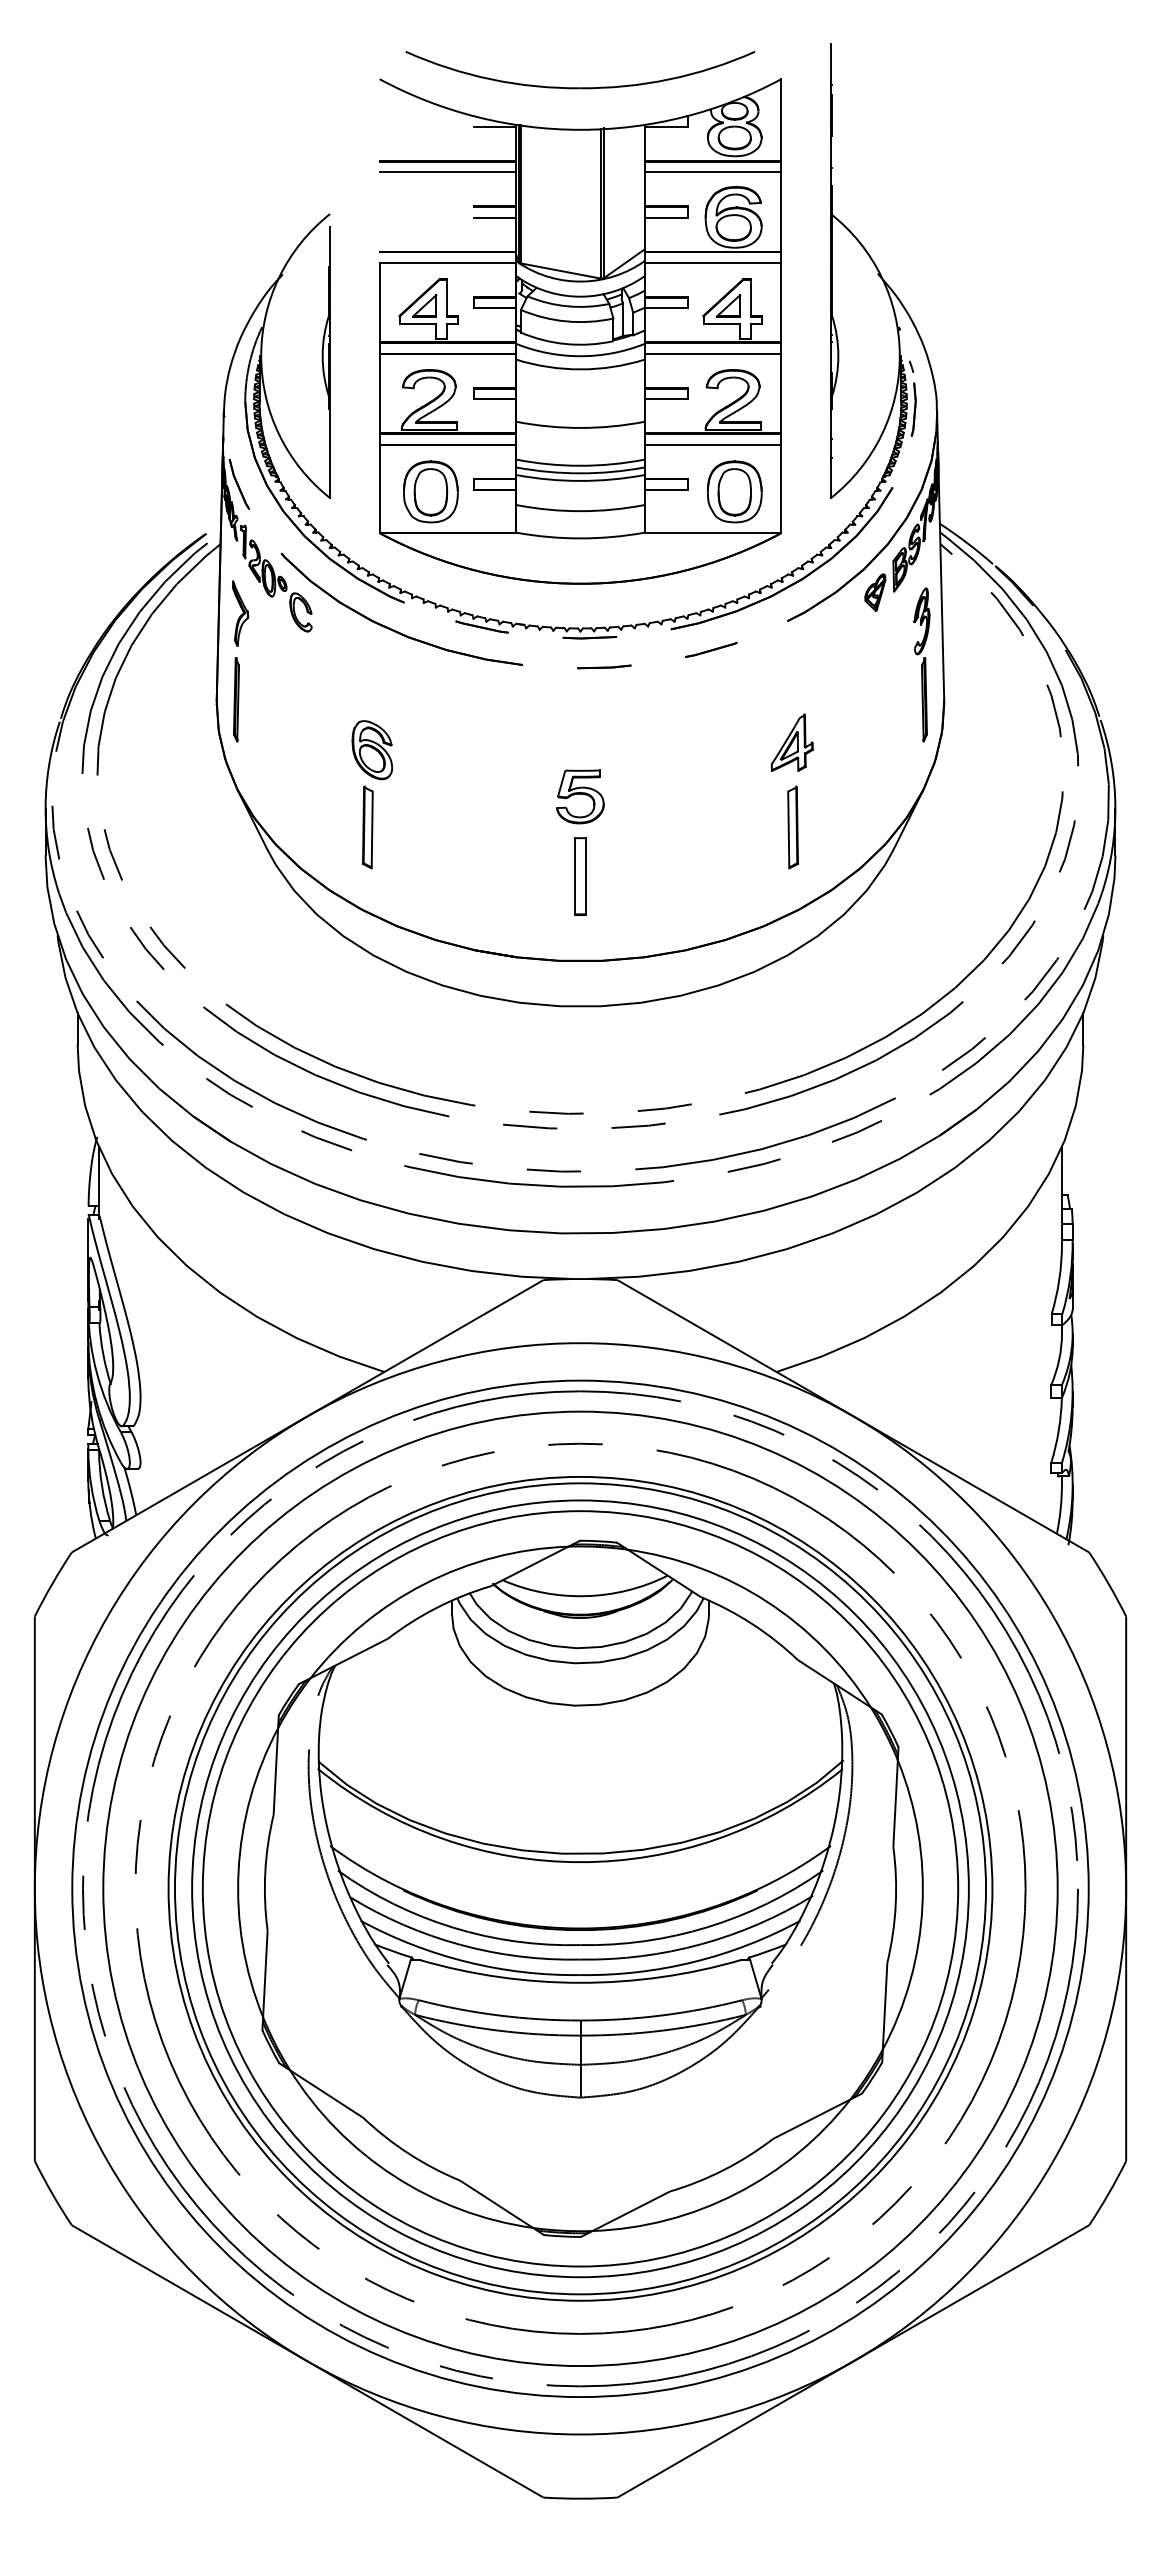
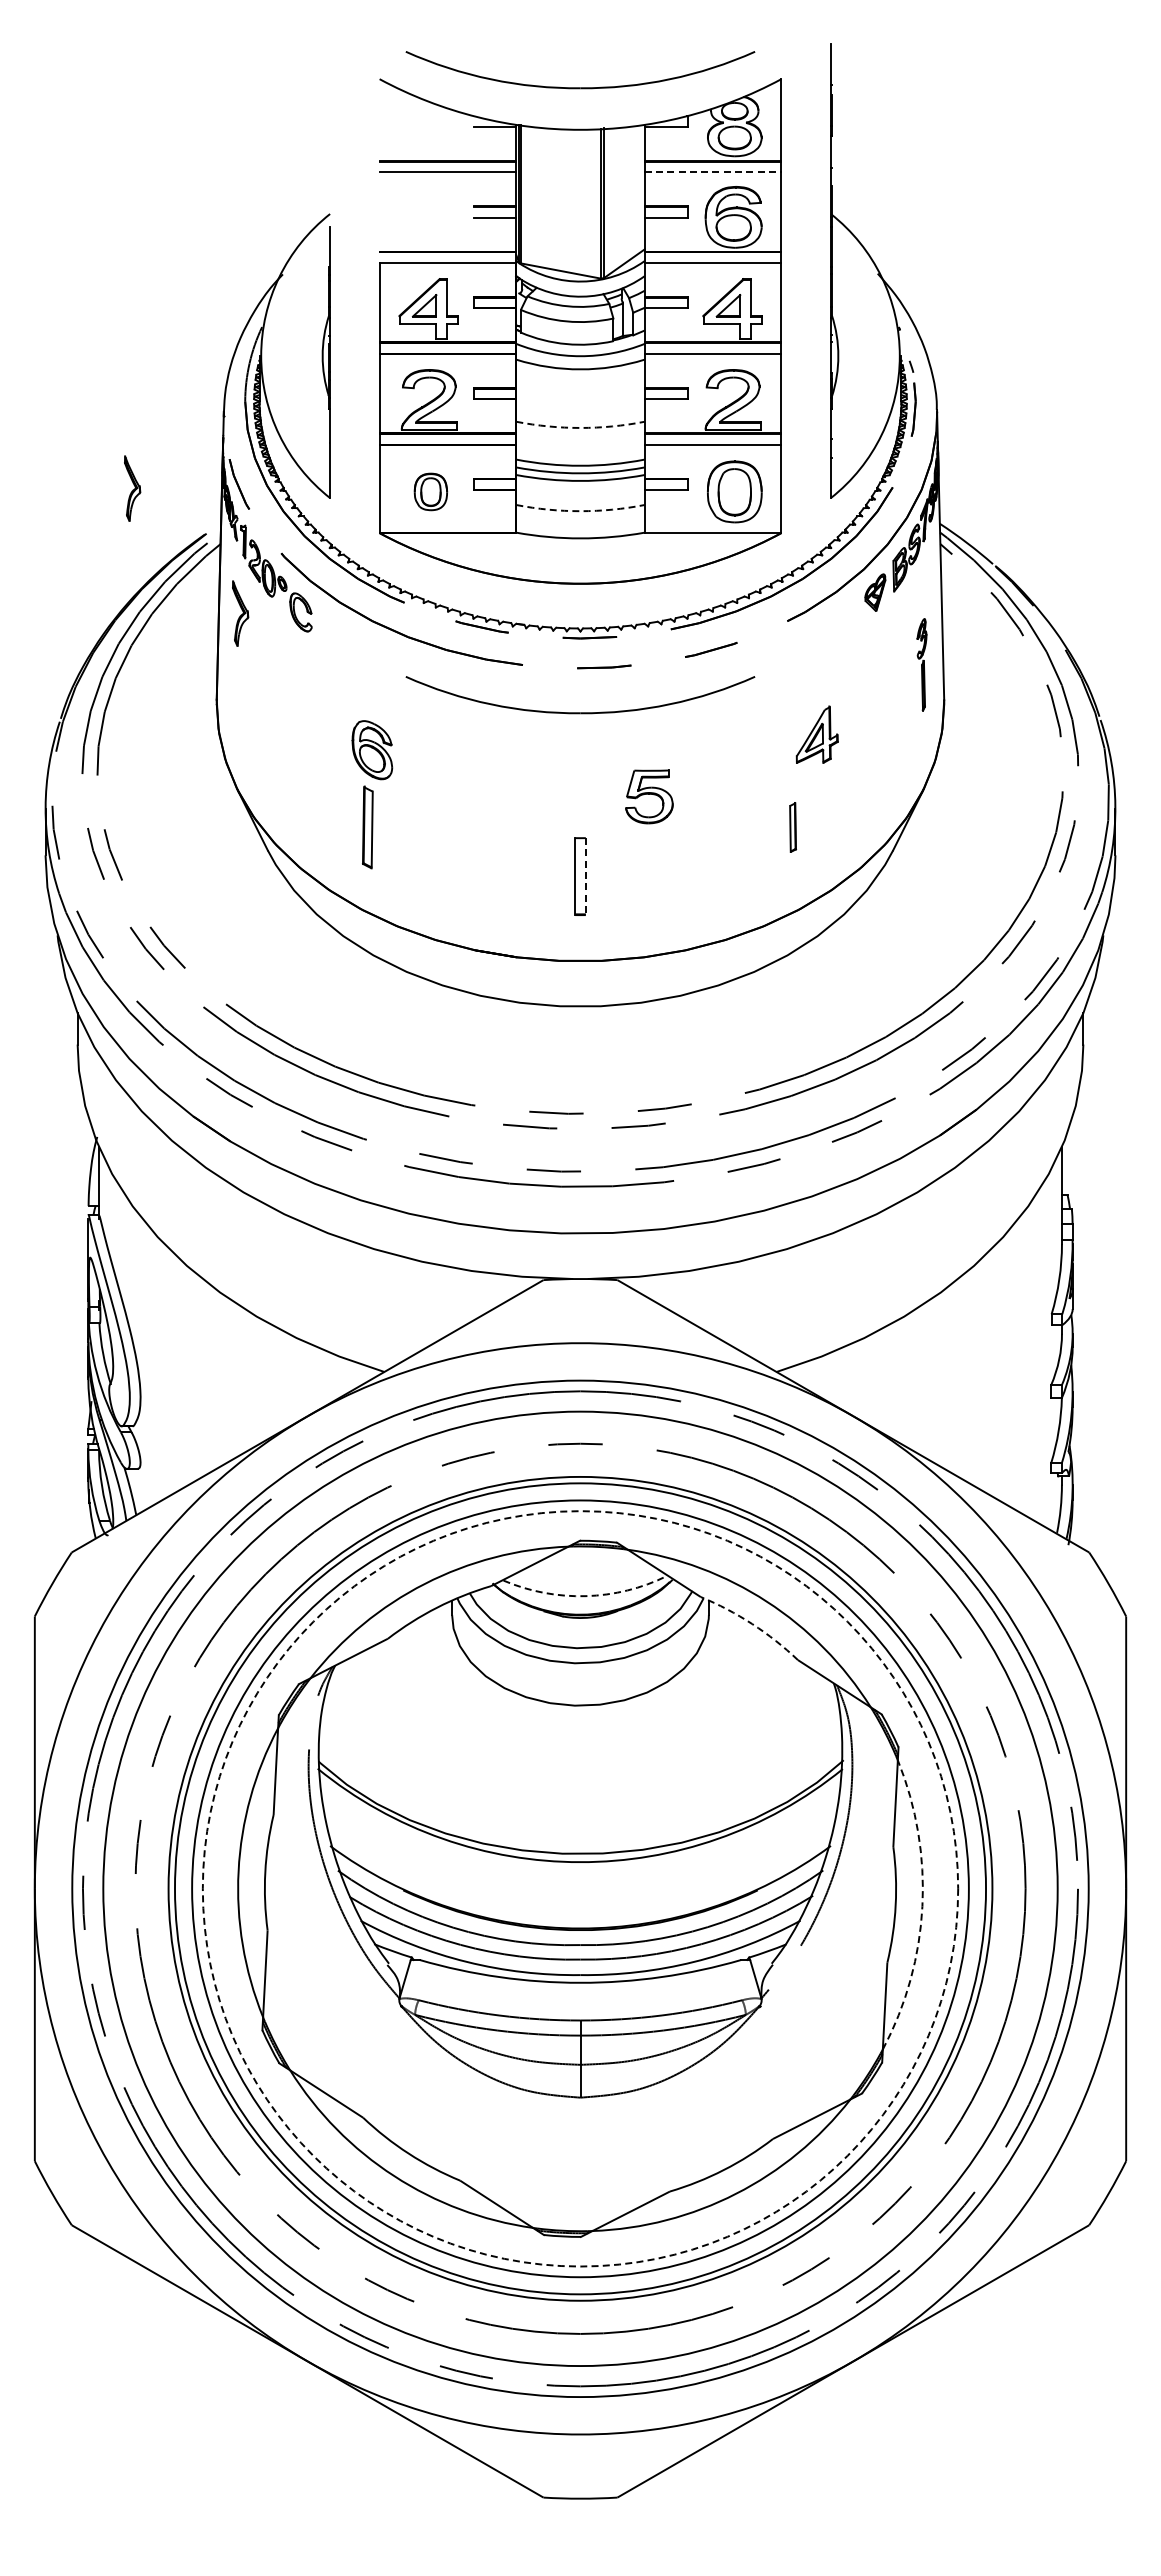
line: solid -> dashed (713, 172)
arc: solid -> dashed (580, 427)
part: none -> present (132, 488)
part size: 56x64 px -> 36x40 px (430, 491)
arc: solid -> dashed (580, 511)
part size: 18x156 px -> 12x94 px (921, 664)
part: present -> none (236, 699)
part: none -> present (580, 712)
part position: (791, 742) -> (816, 734) (816, 734)
part position: (580, 796) -> (649, 796) (649, 796)
part size: 12x85 px -> 8x51 px (792, 827)
line: solid -> dashed (585, 877)
arc: solid -> dashed (585, 1596)
arc: solid -> dashed (752, 1624)
circle: solid -> dashed (580, 1888)
arc: solid -> dashed (922, 1906)
